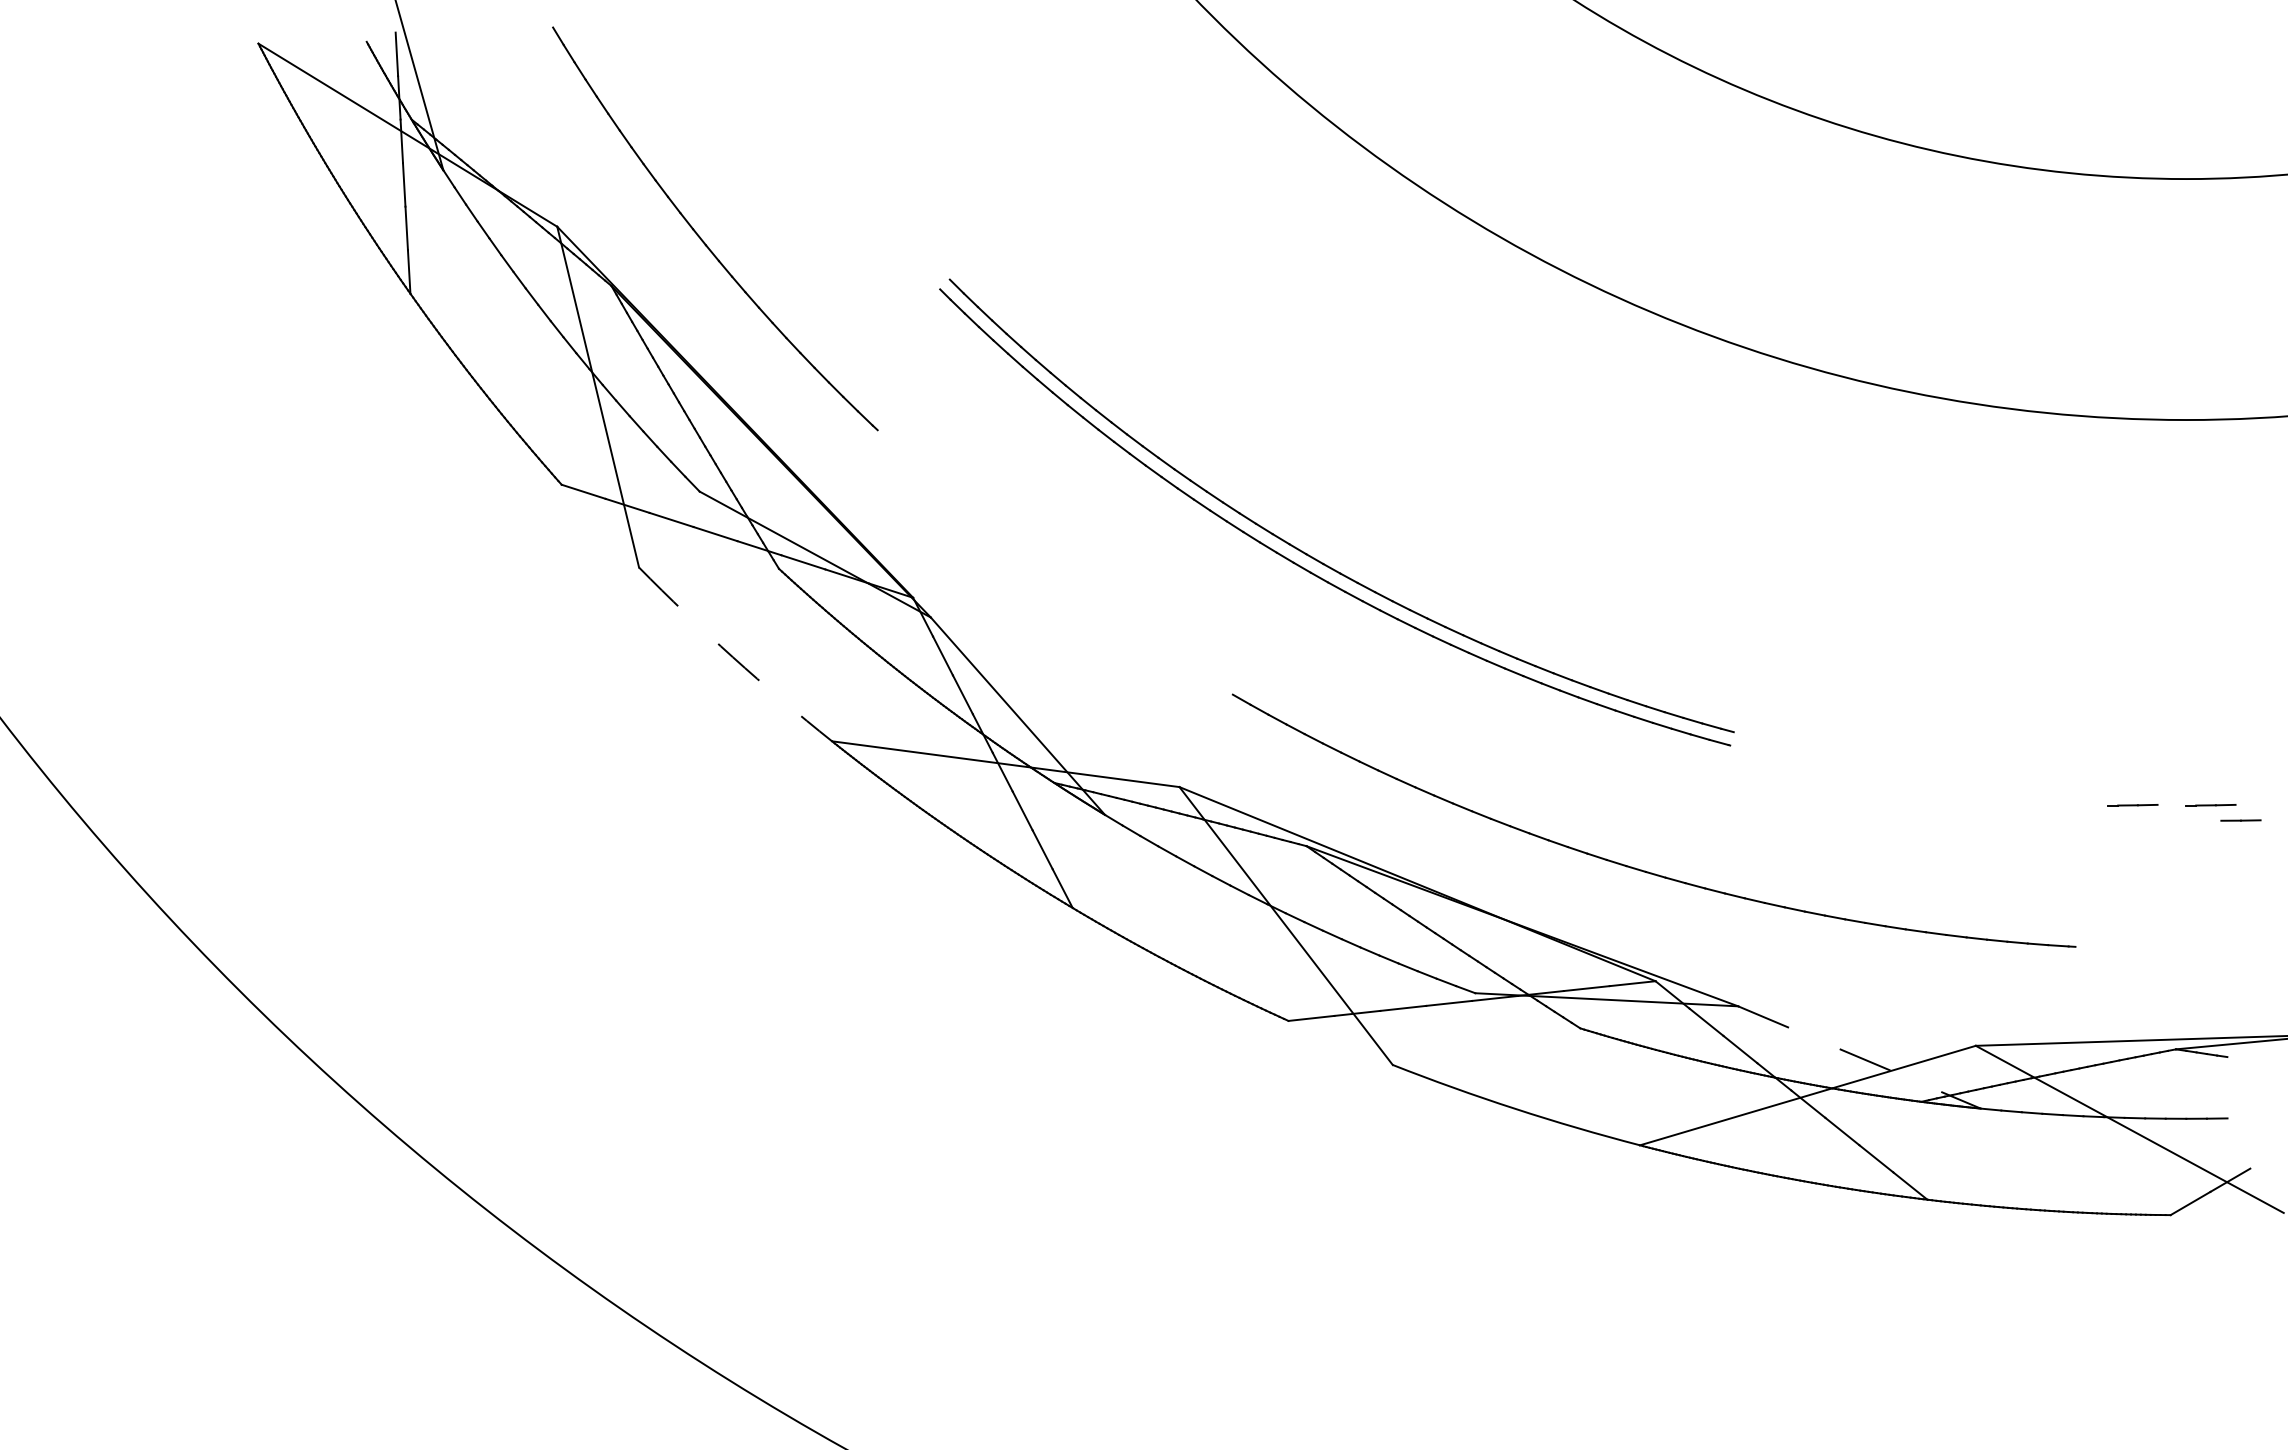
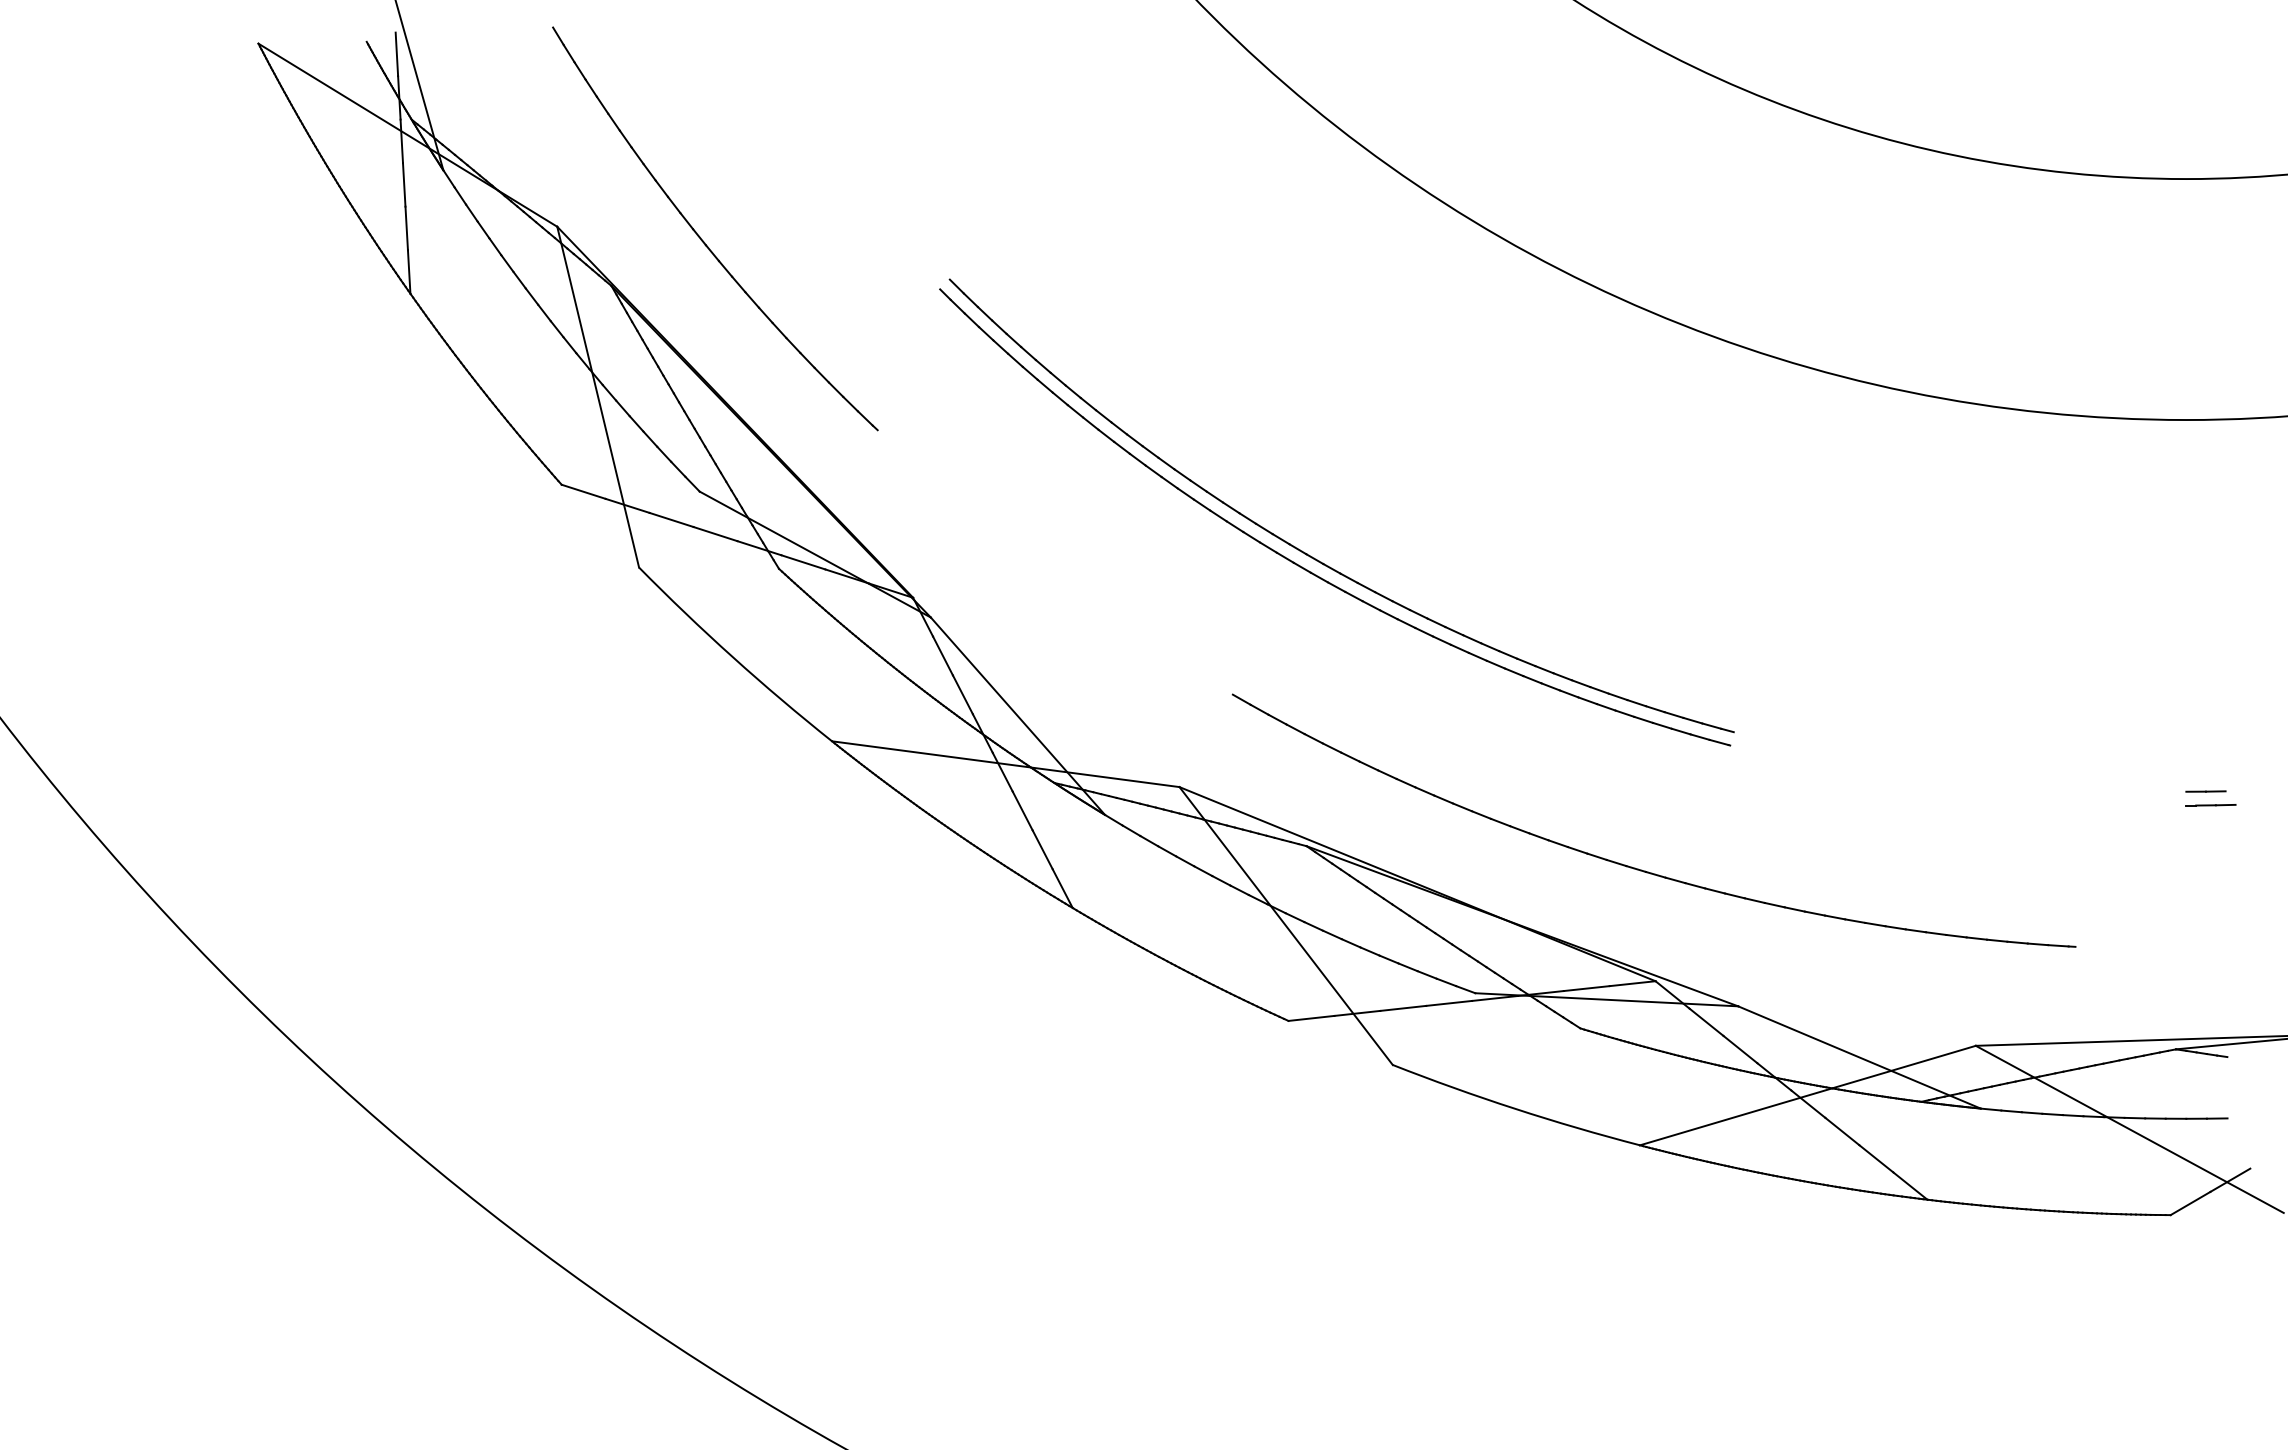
arc: dashed -> solid (732, 657)
line: present -> none (2132, 805)
line position: (2240, 820) -> (2205, 791) (2205, 791)
line: dashed -> solid (1859, 1057)
